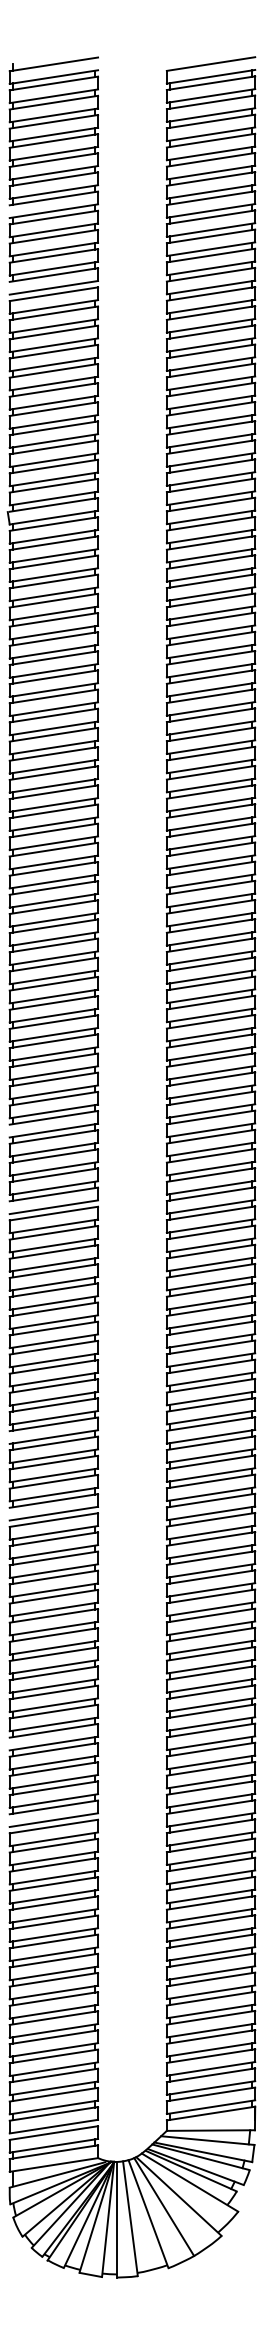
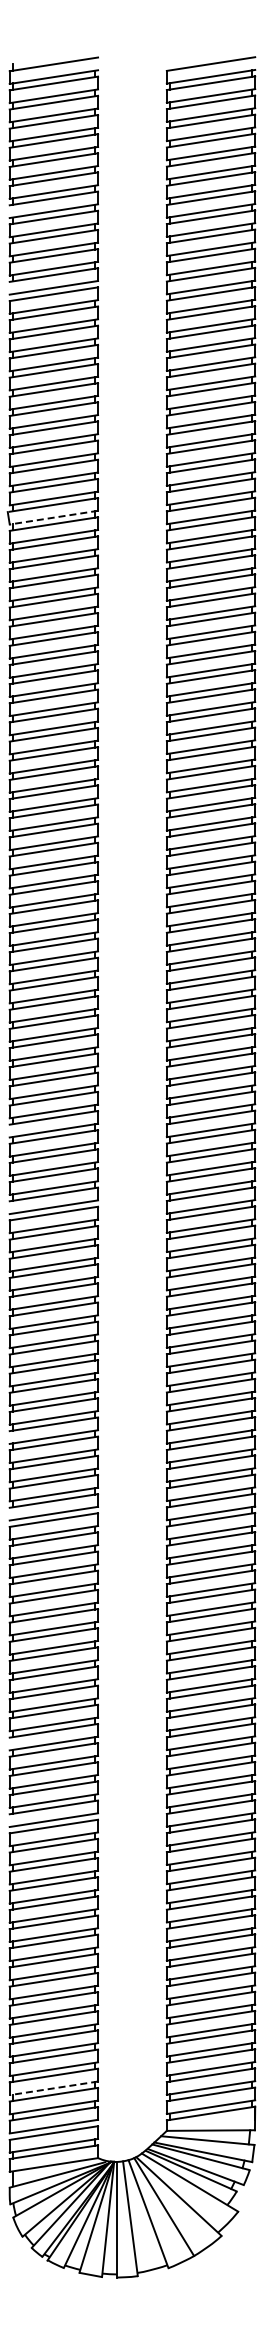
line: solid -> dashed (53, 517)
line: solid -> dashed (53, 2088)
